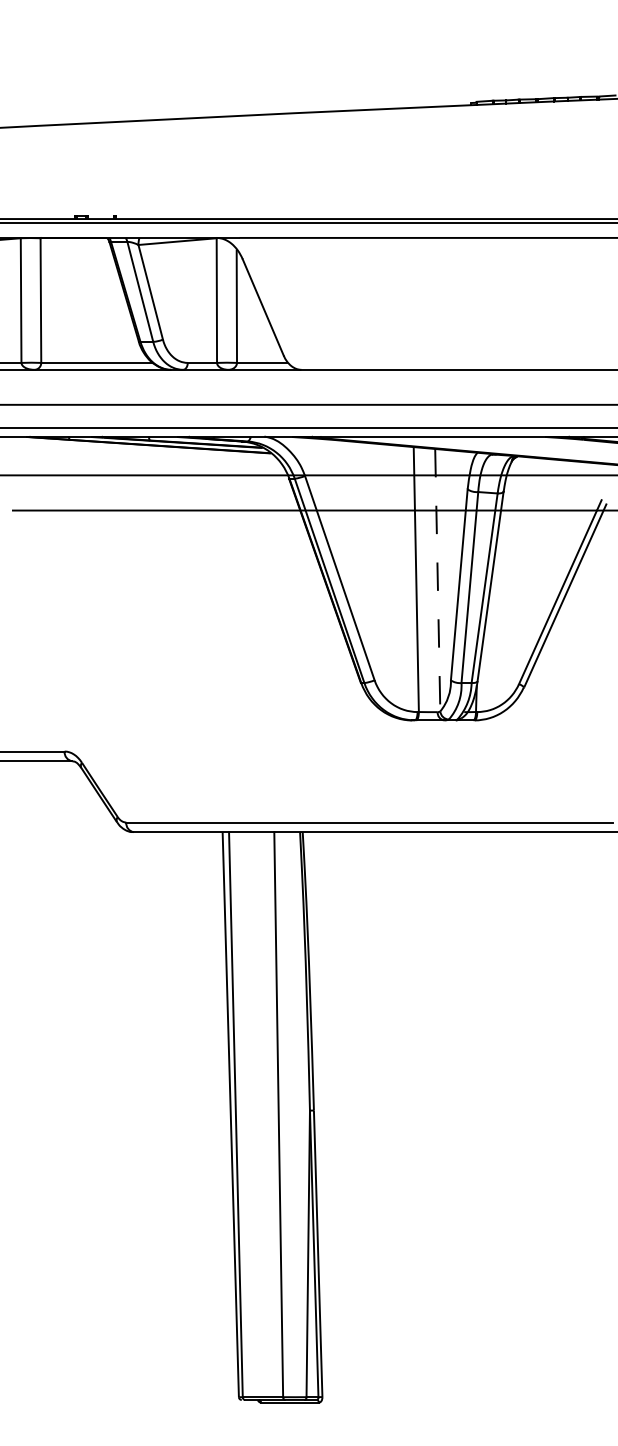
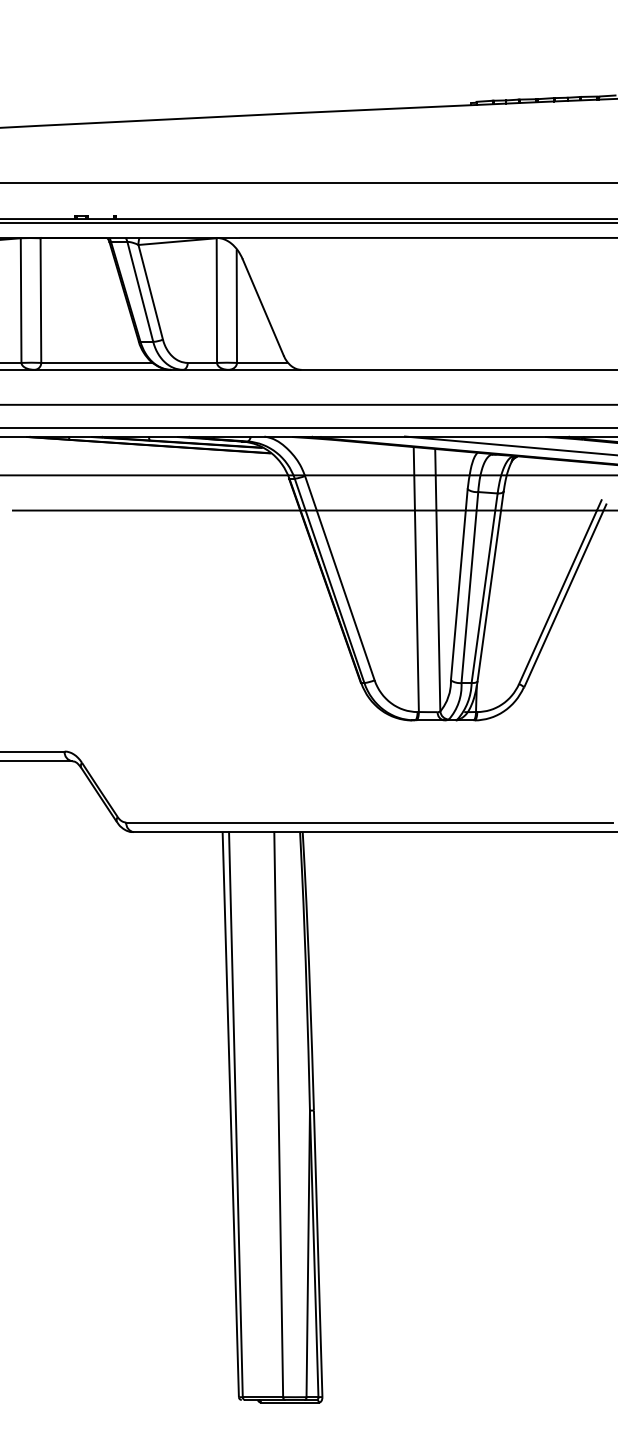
line: none -> present (308, 182)
line: none -> present (509, 445)
line: dashed -> solid (437, 580)
